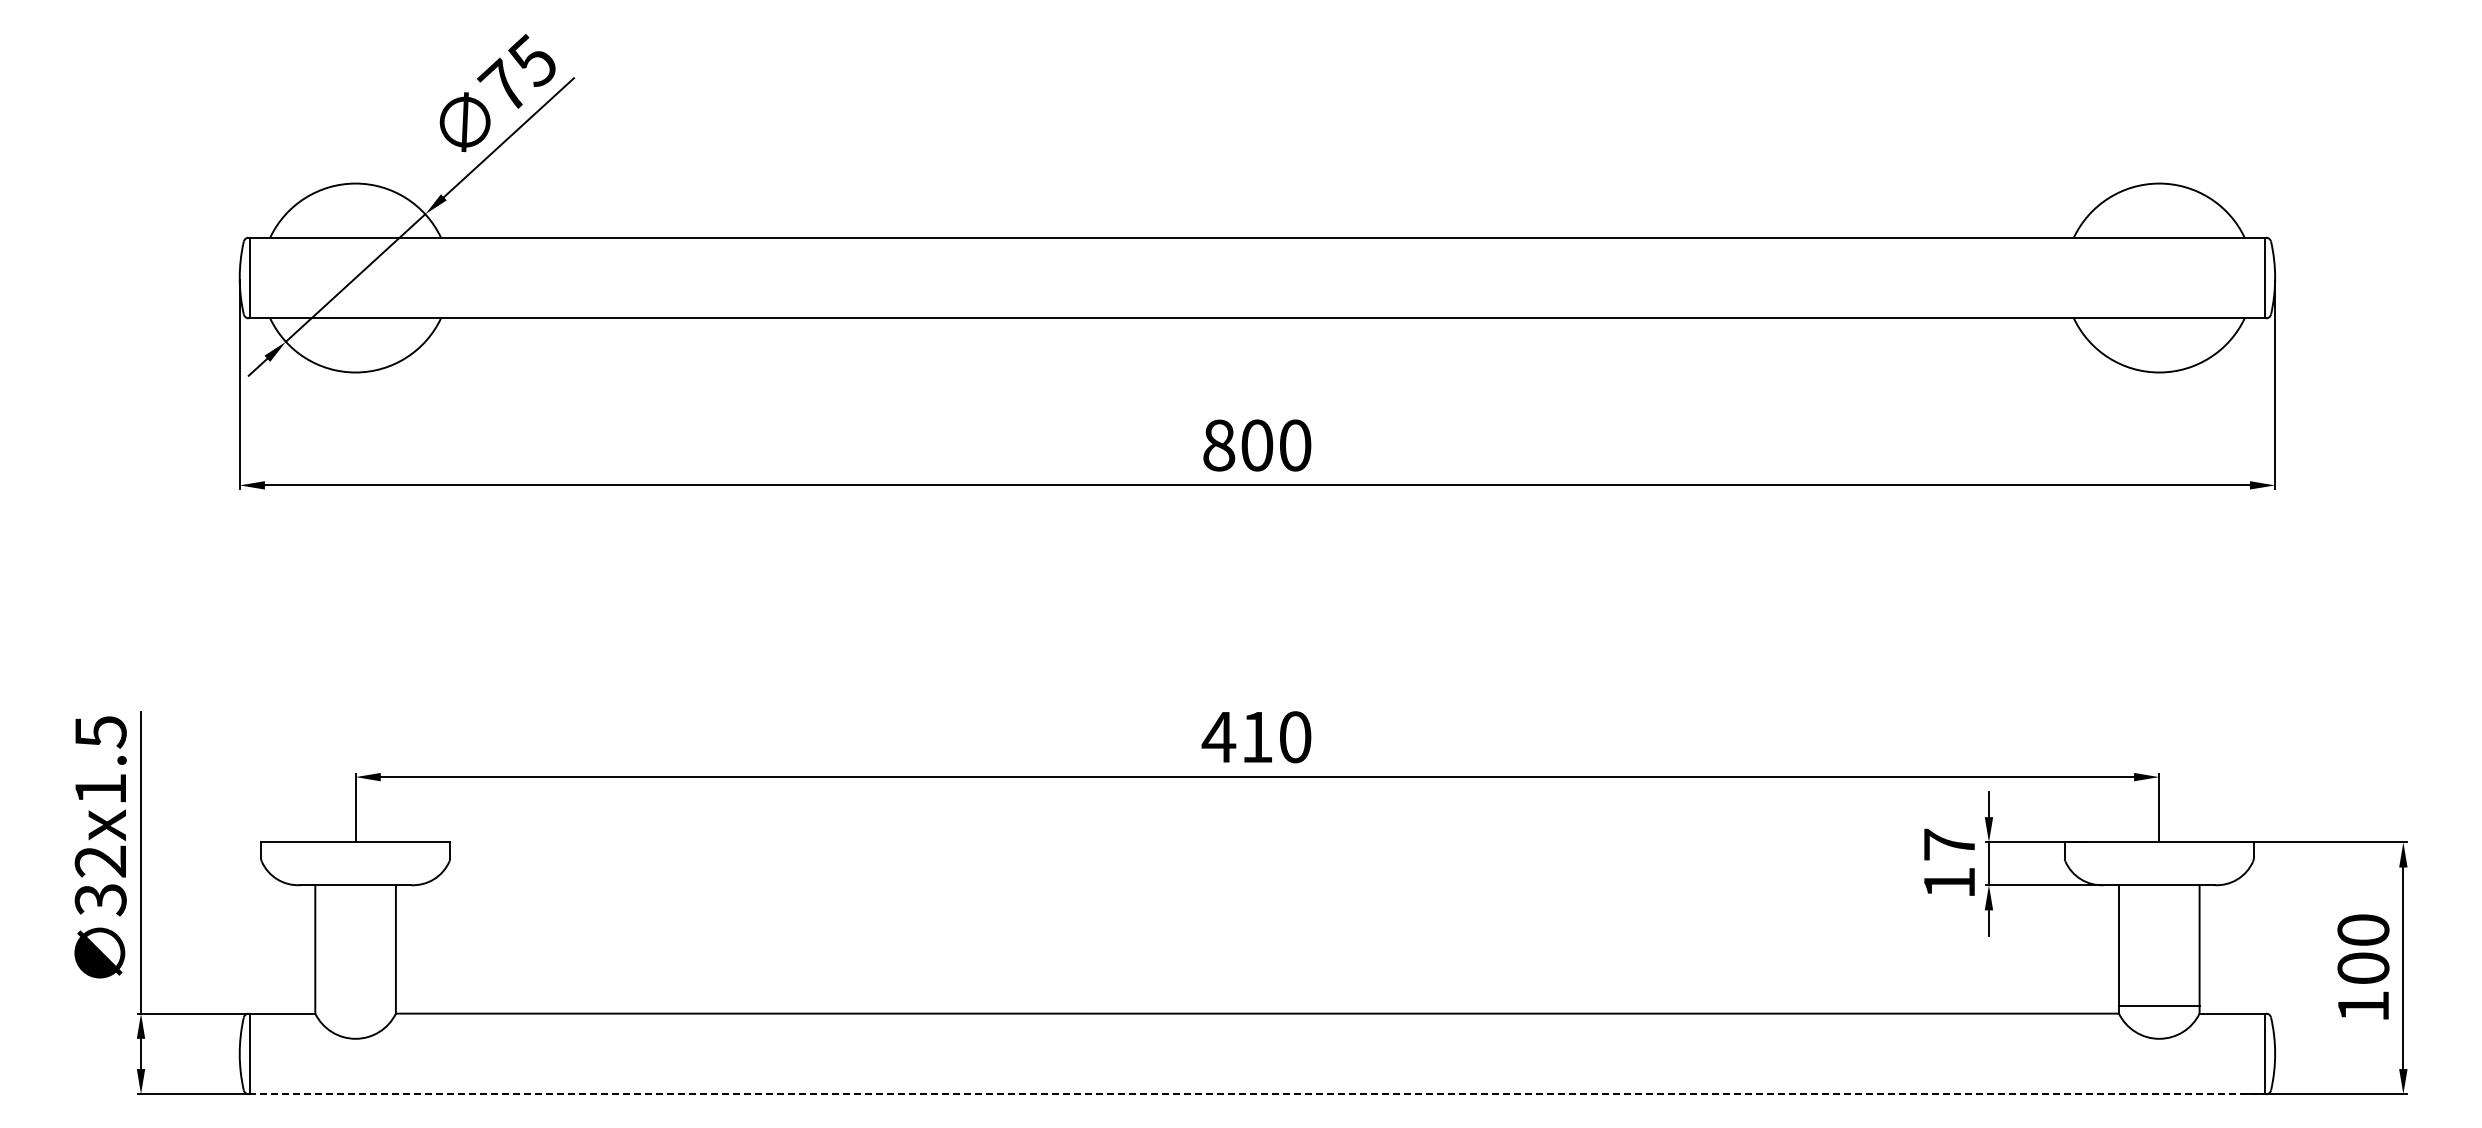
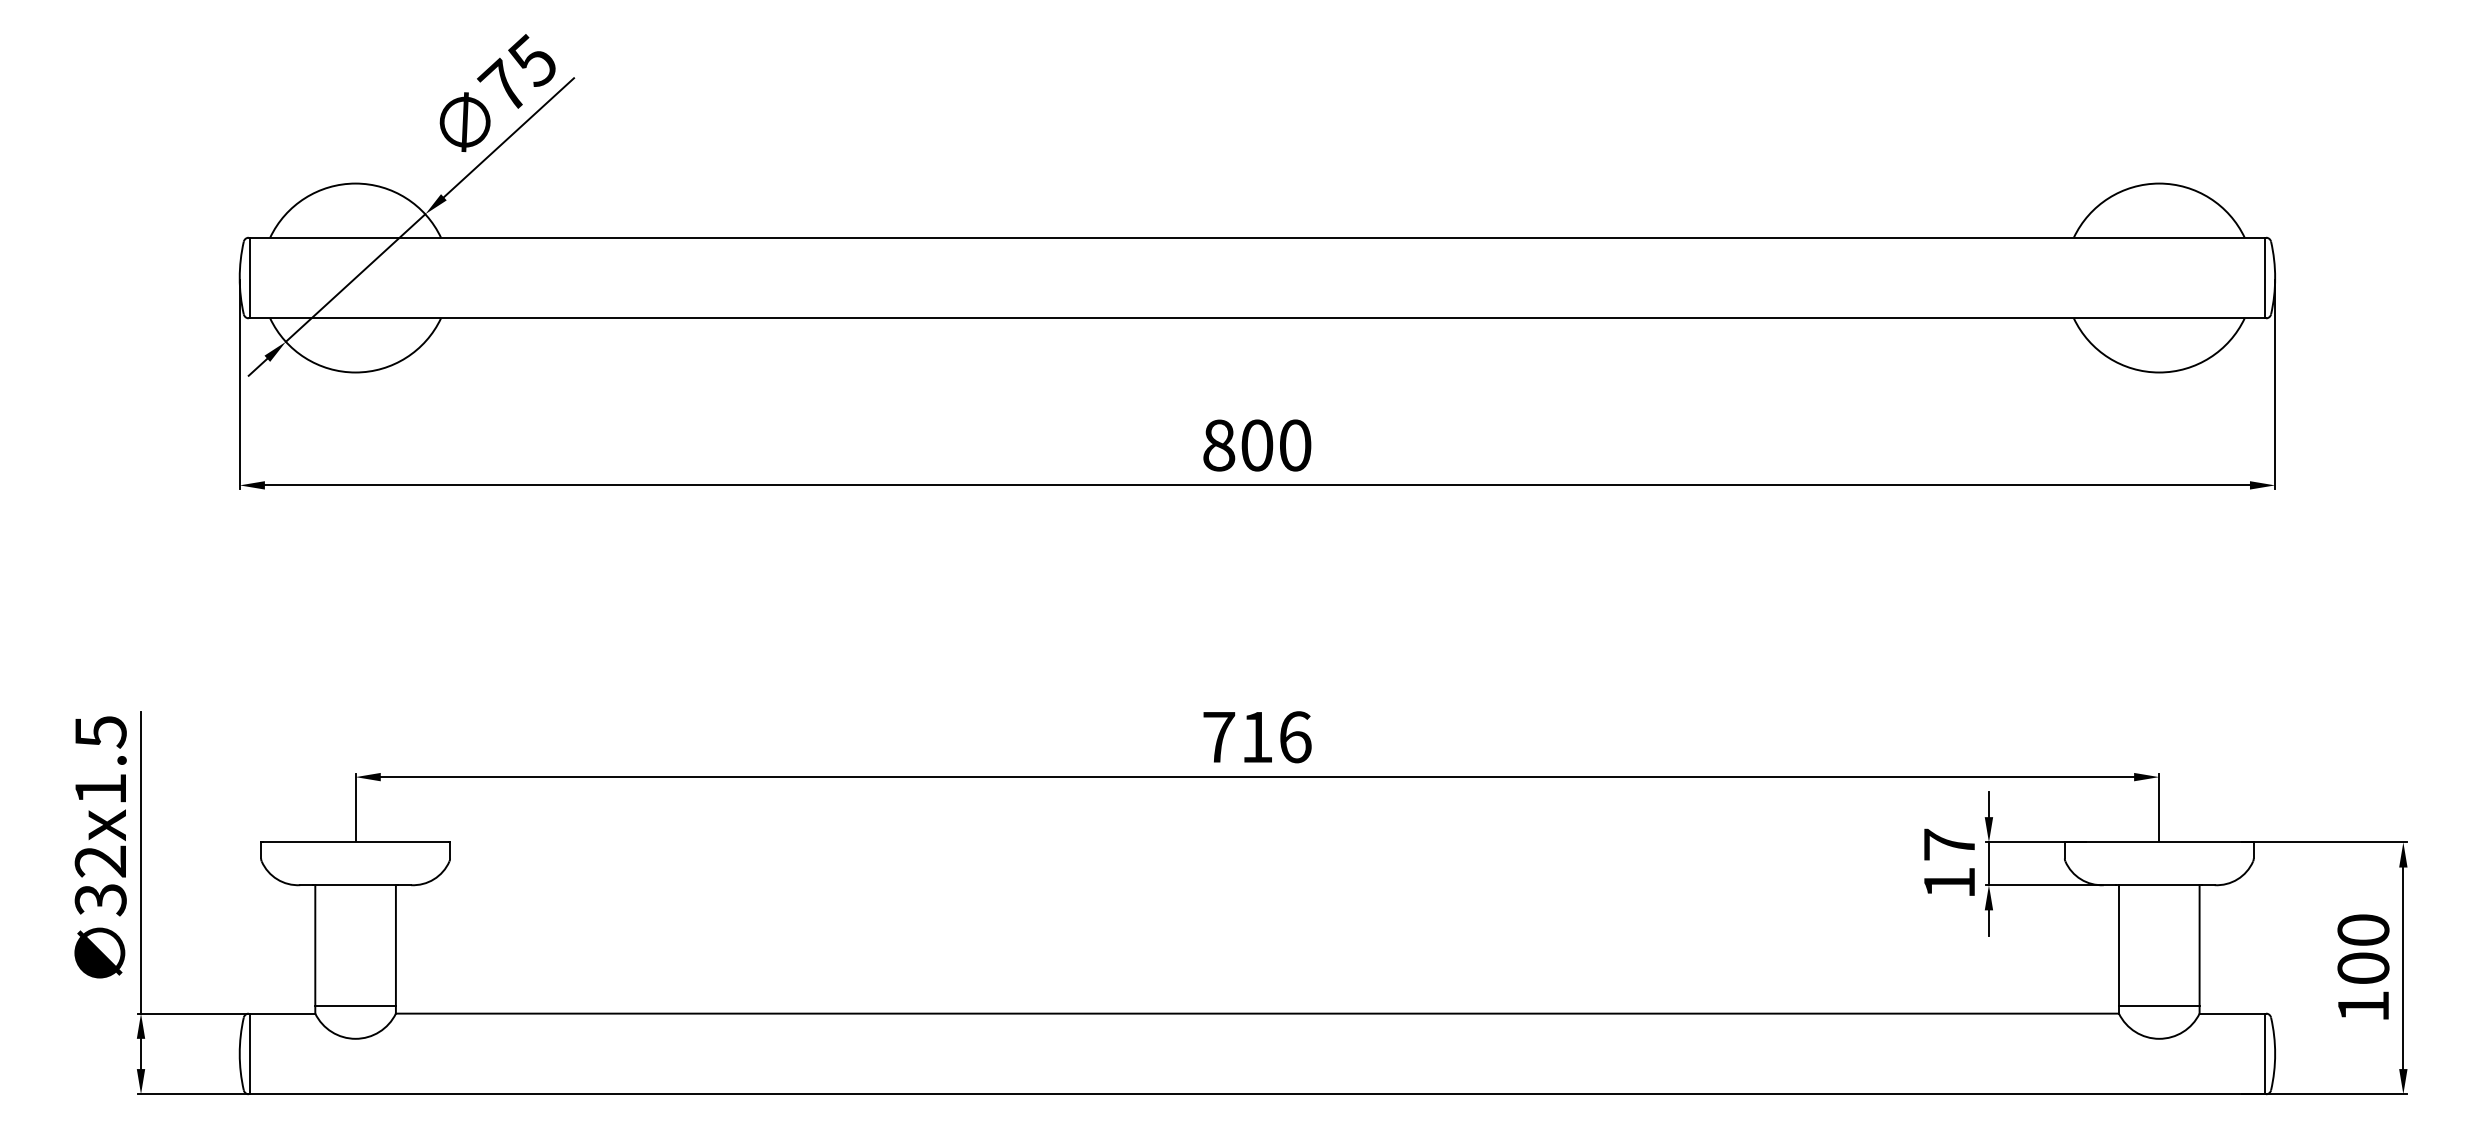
text: 410 -> 716 (1256, 737)
line: none -> present (355, 1006)
line: dashed -> solid (1257, 1094)
